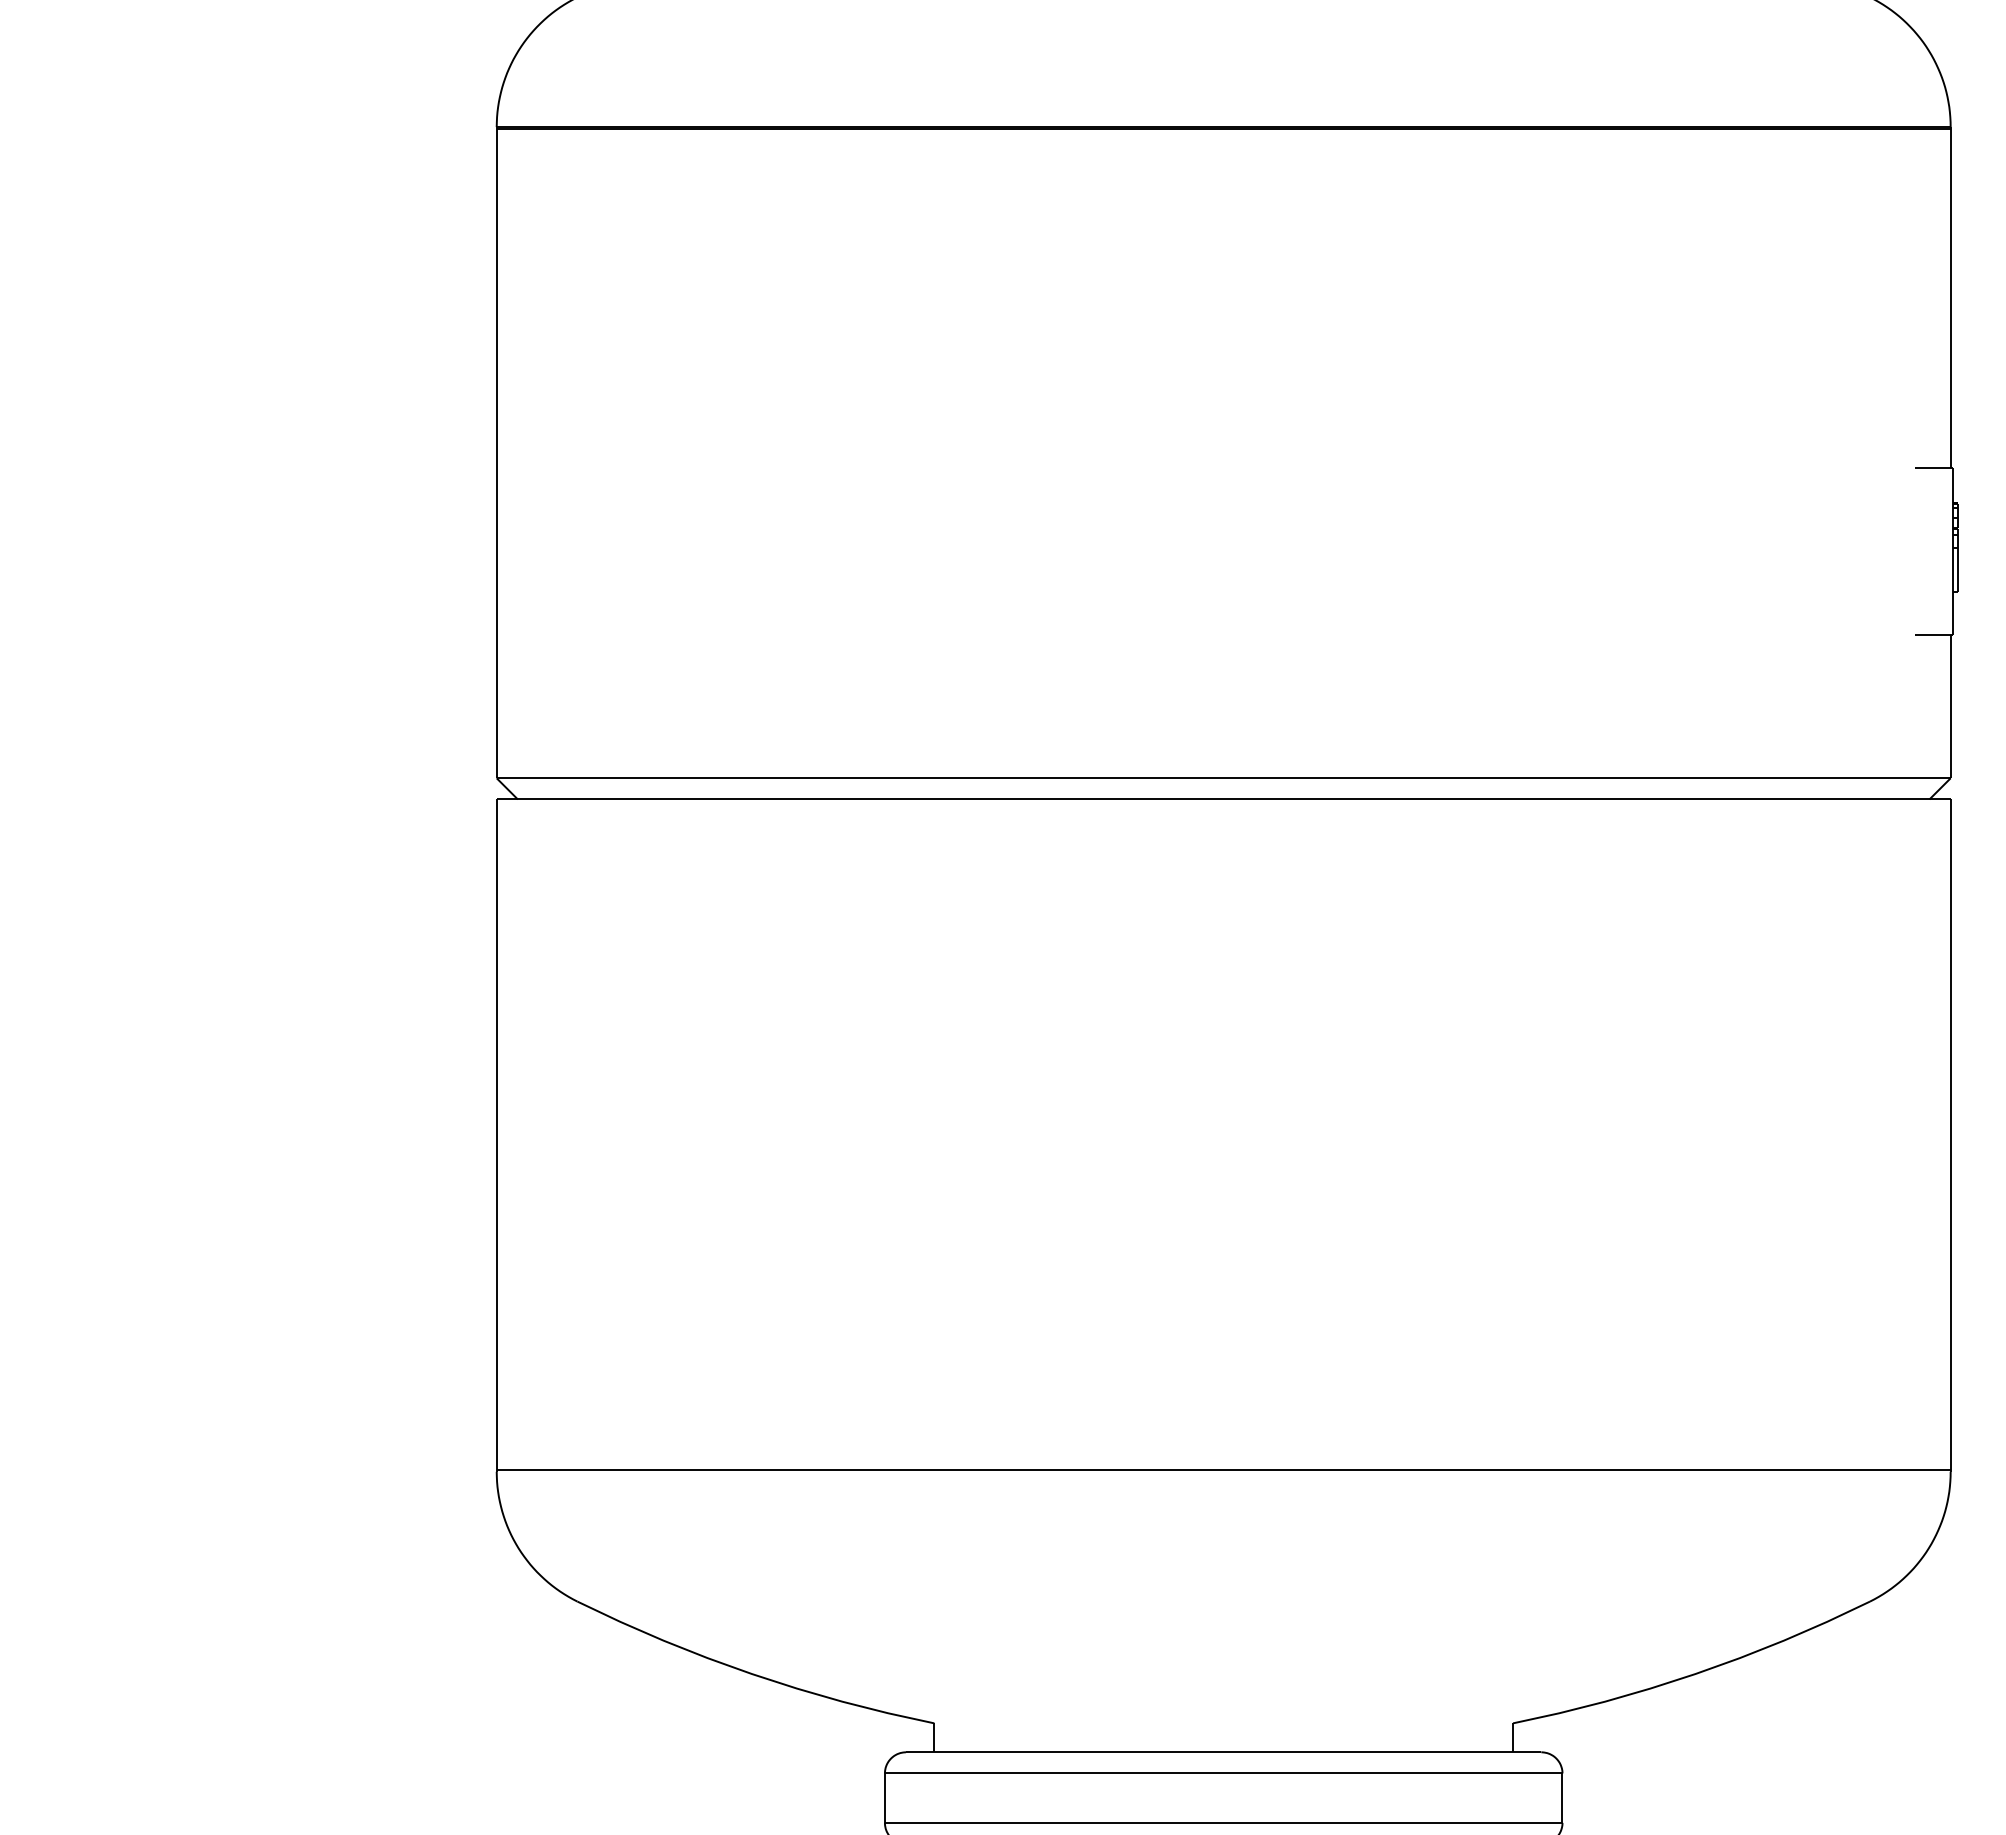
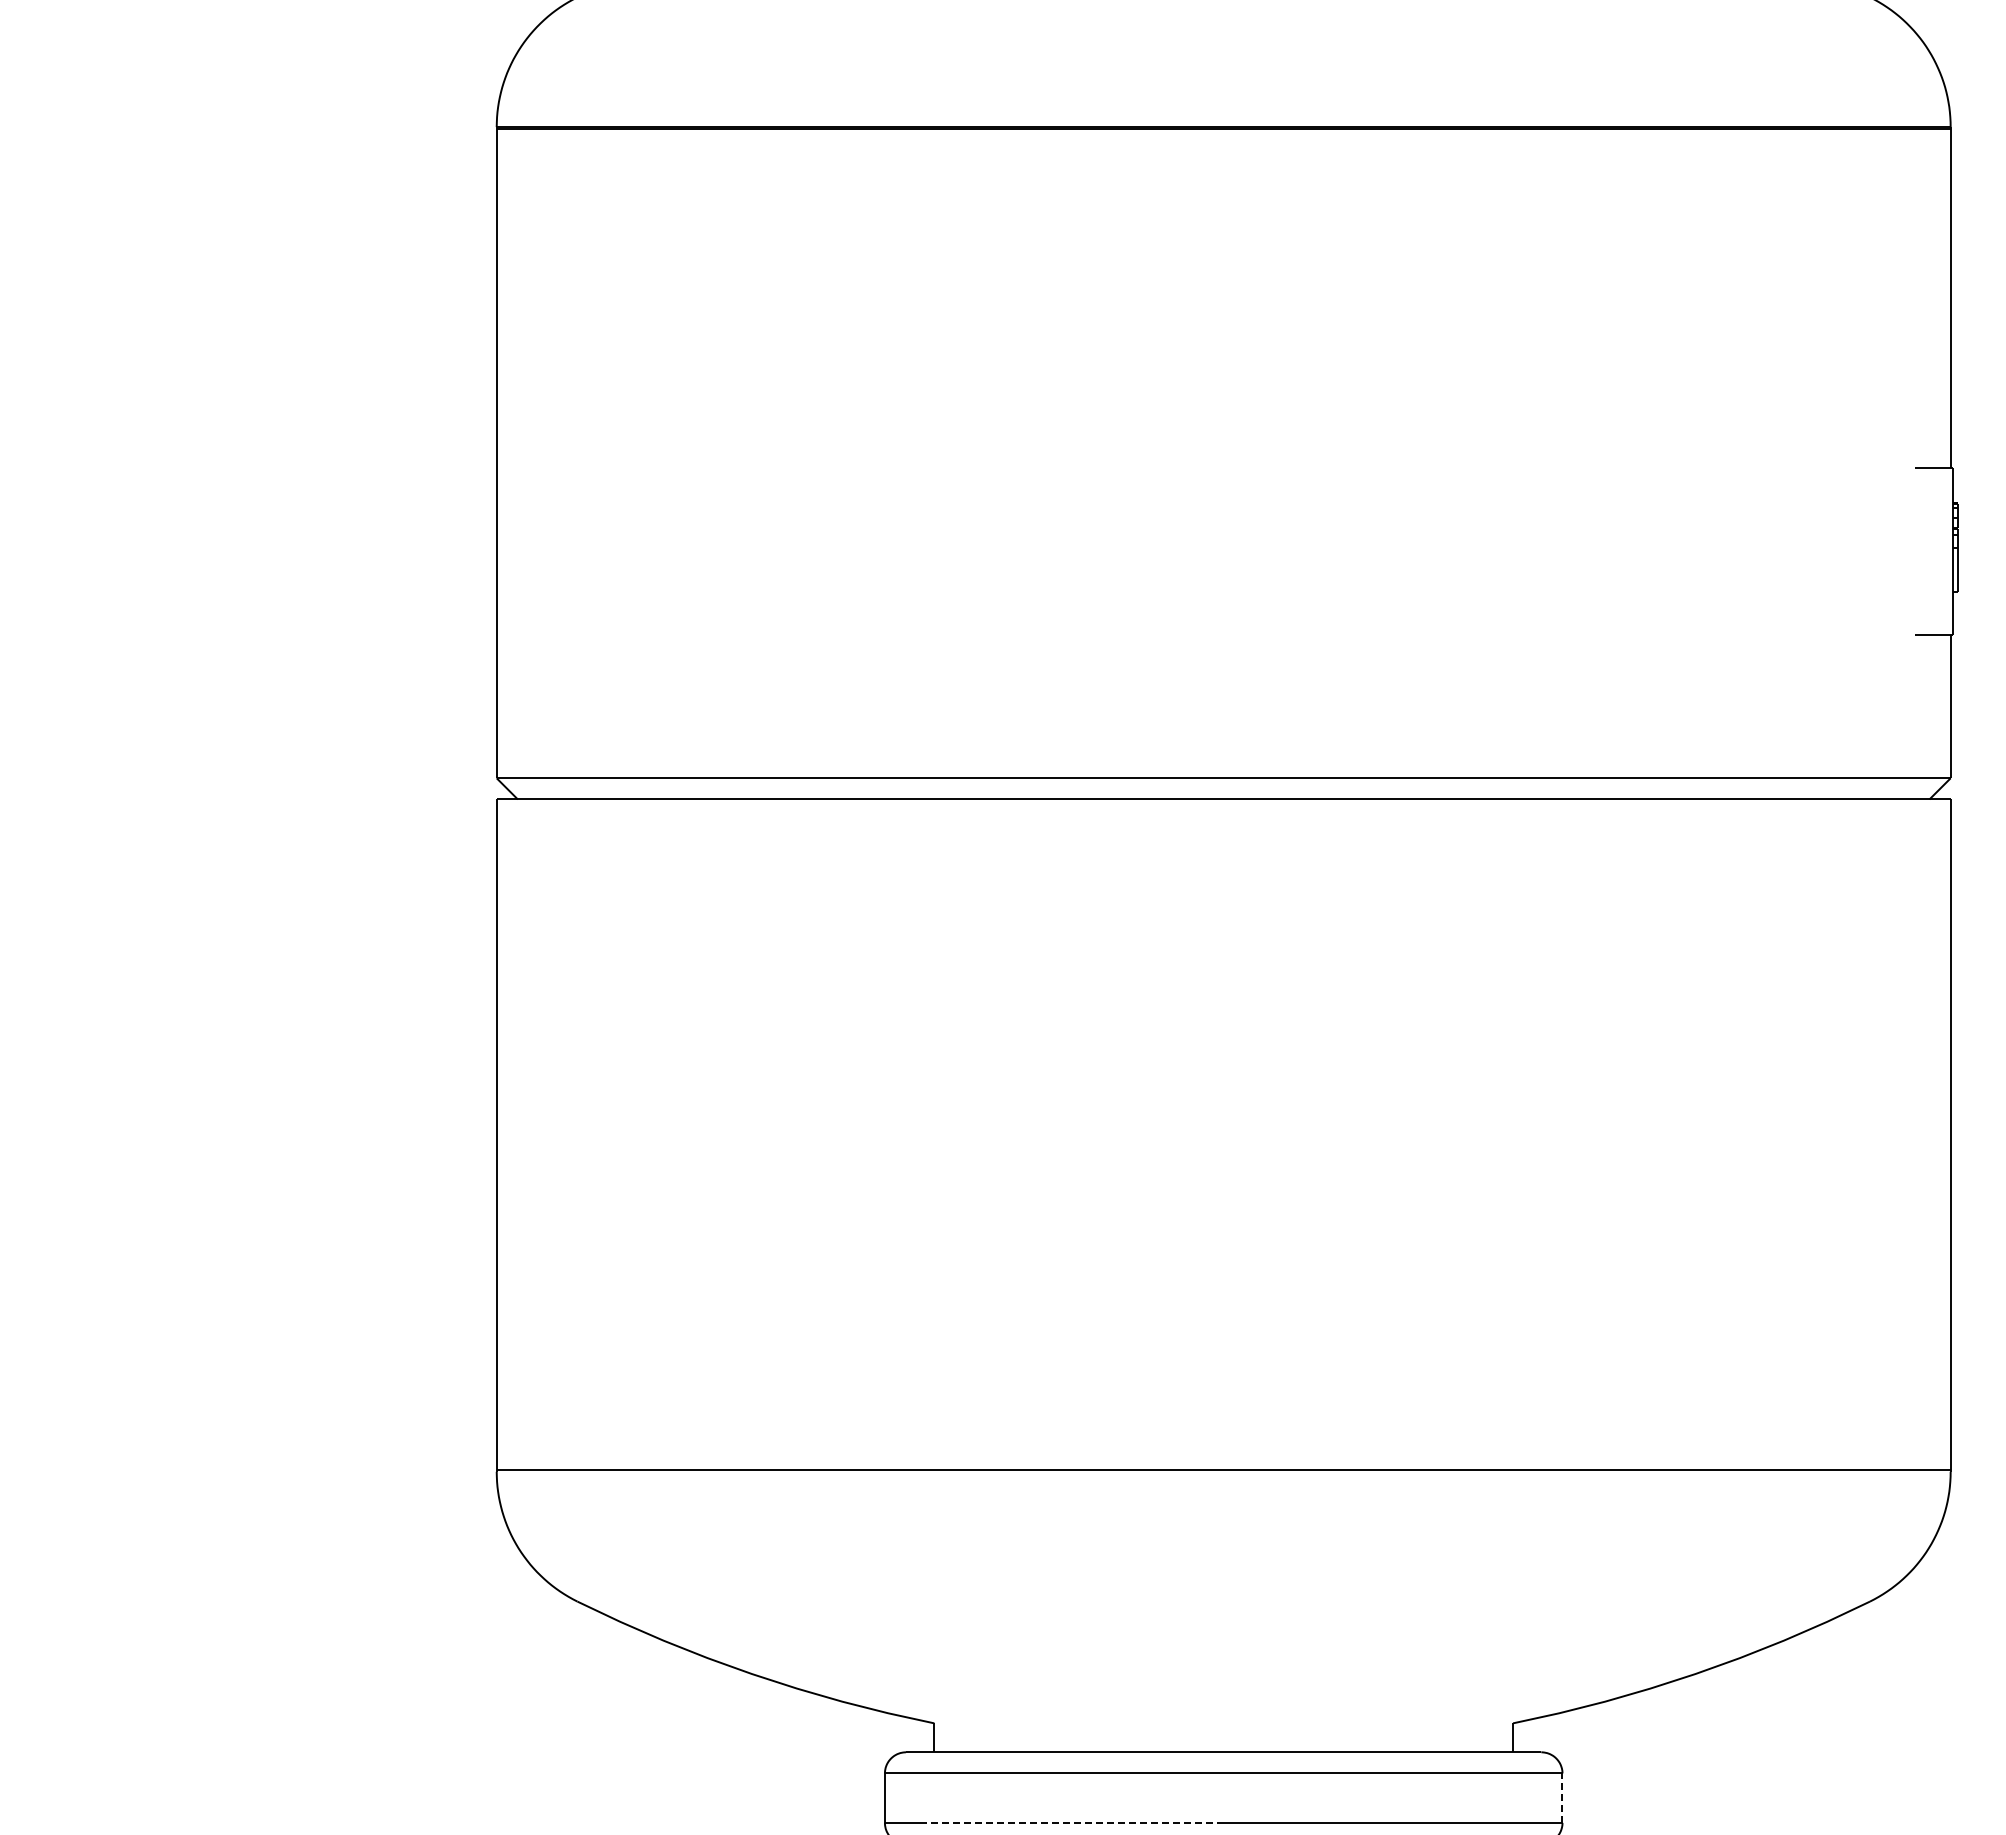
line: solid -> dashed (1562, 1798)
line: solid -> dashed (1074, 1822)
